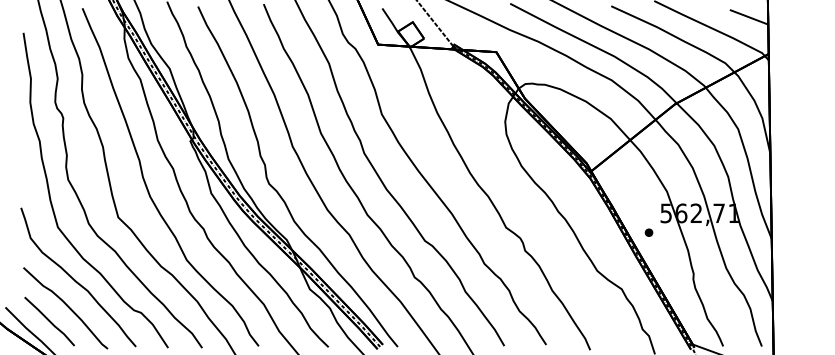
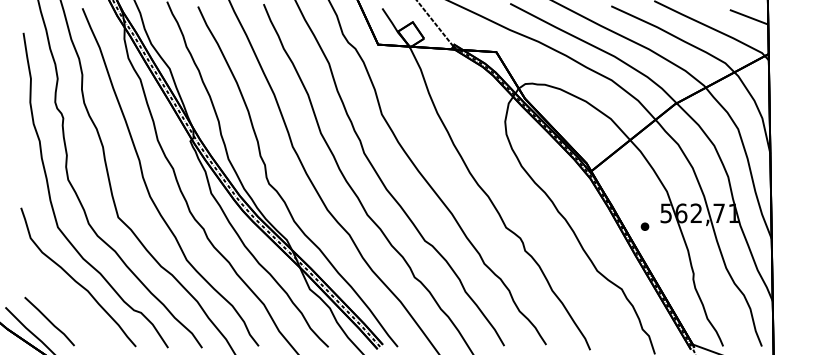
part position: (648, 232) -> (644, 226) (644, 226)
curve: present -> none (66, 306)
